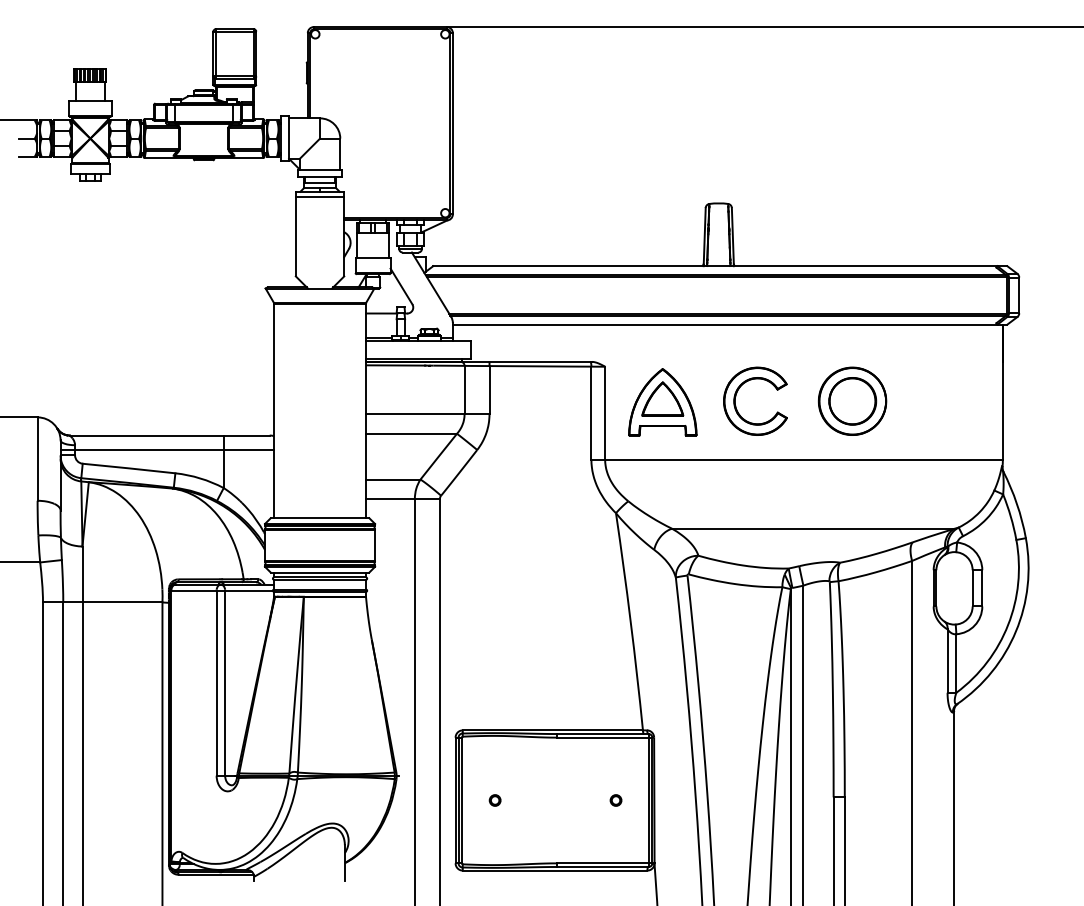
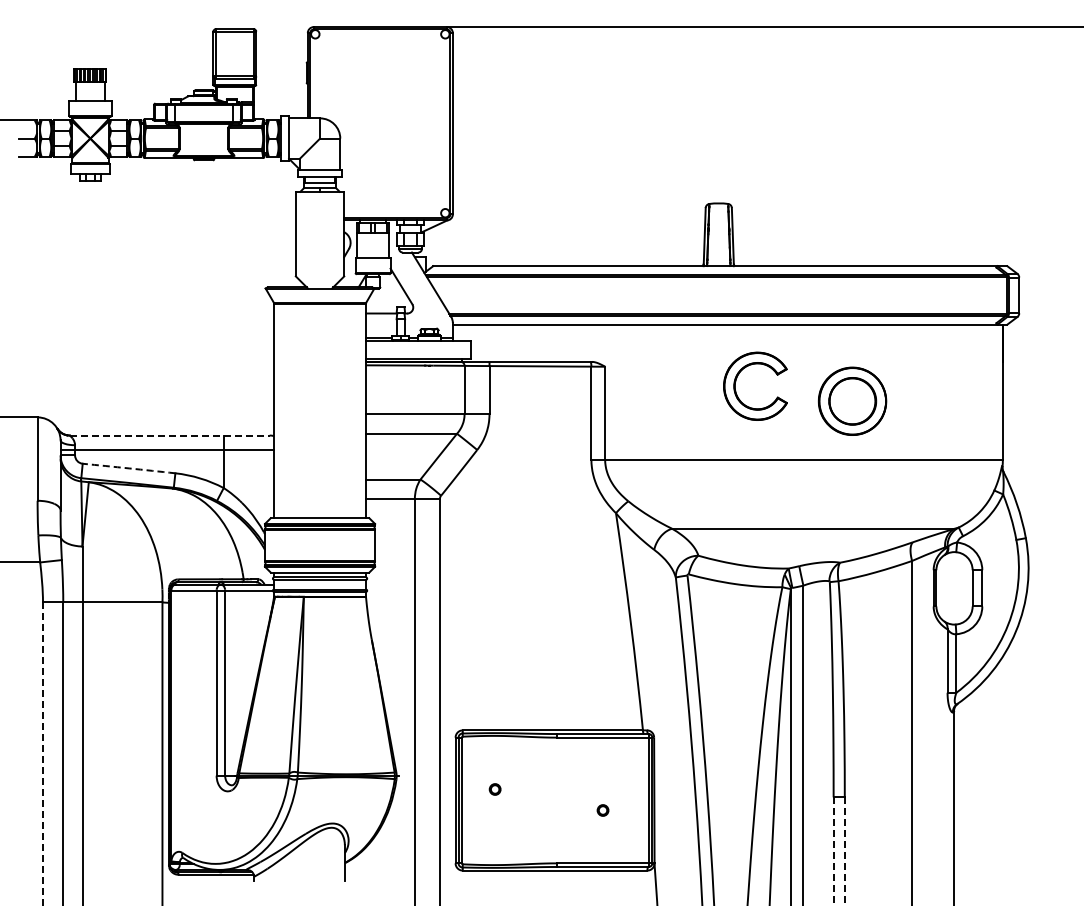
line: present -> none (319, 196)
part position: (737, 393) -> (737, 378) (737, 378)
part: present -> none (662, 402)
line: solid -> dashed (169, 435)
arc: solid -> dashed (129, 468)
line: solid -> dashed (43, 754)
part position: (494, 800) -> (494, 789) (494, 789)
part position: (615, 800) -> (602, 810) (602, 810)
line: solid -> dashed (833, 851)
line: solid -> dashed (844, 851)
